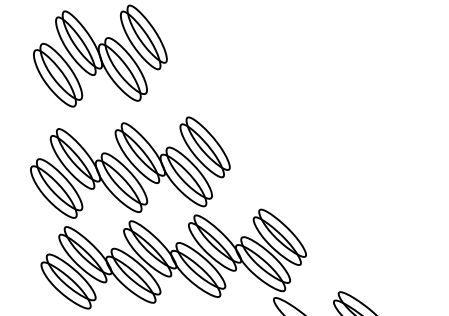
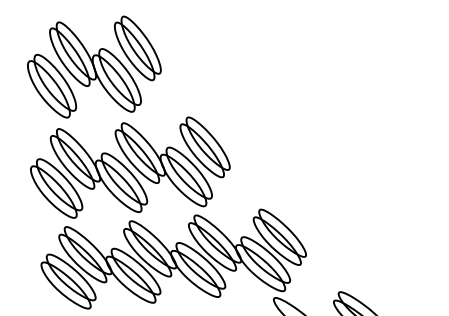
part position: (100, 55) -> (94, 66) (94, 66)
